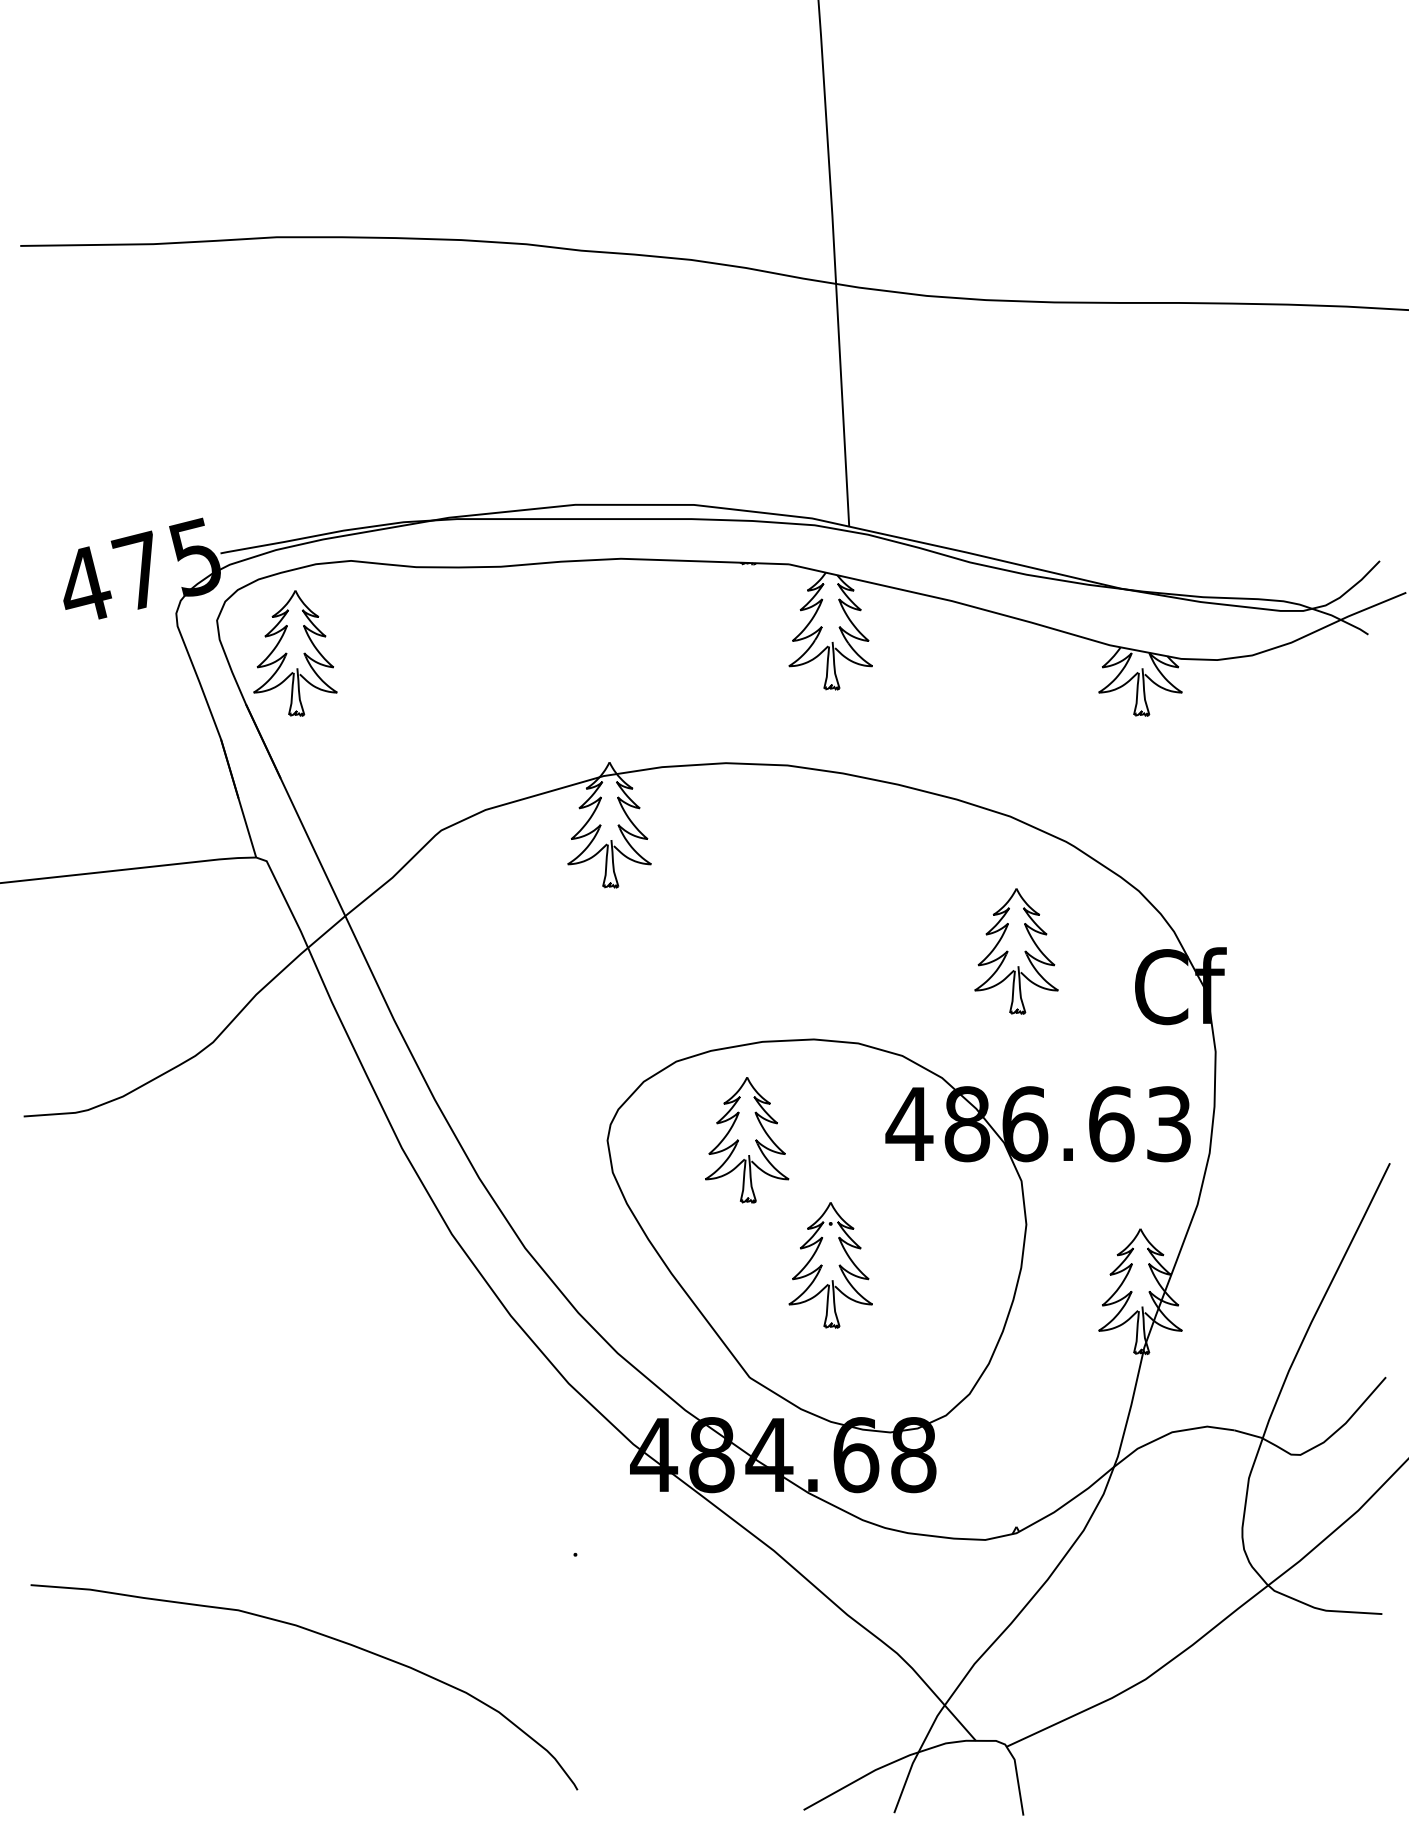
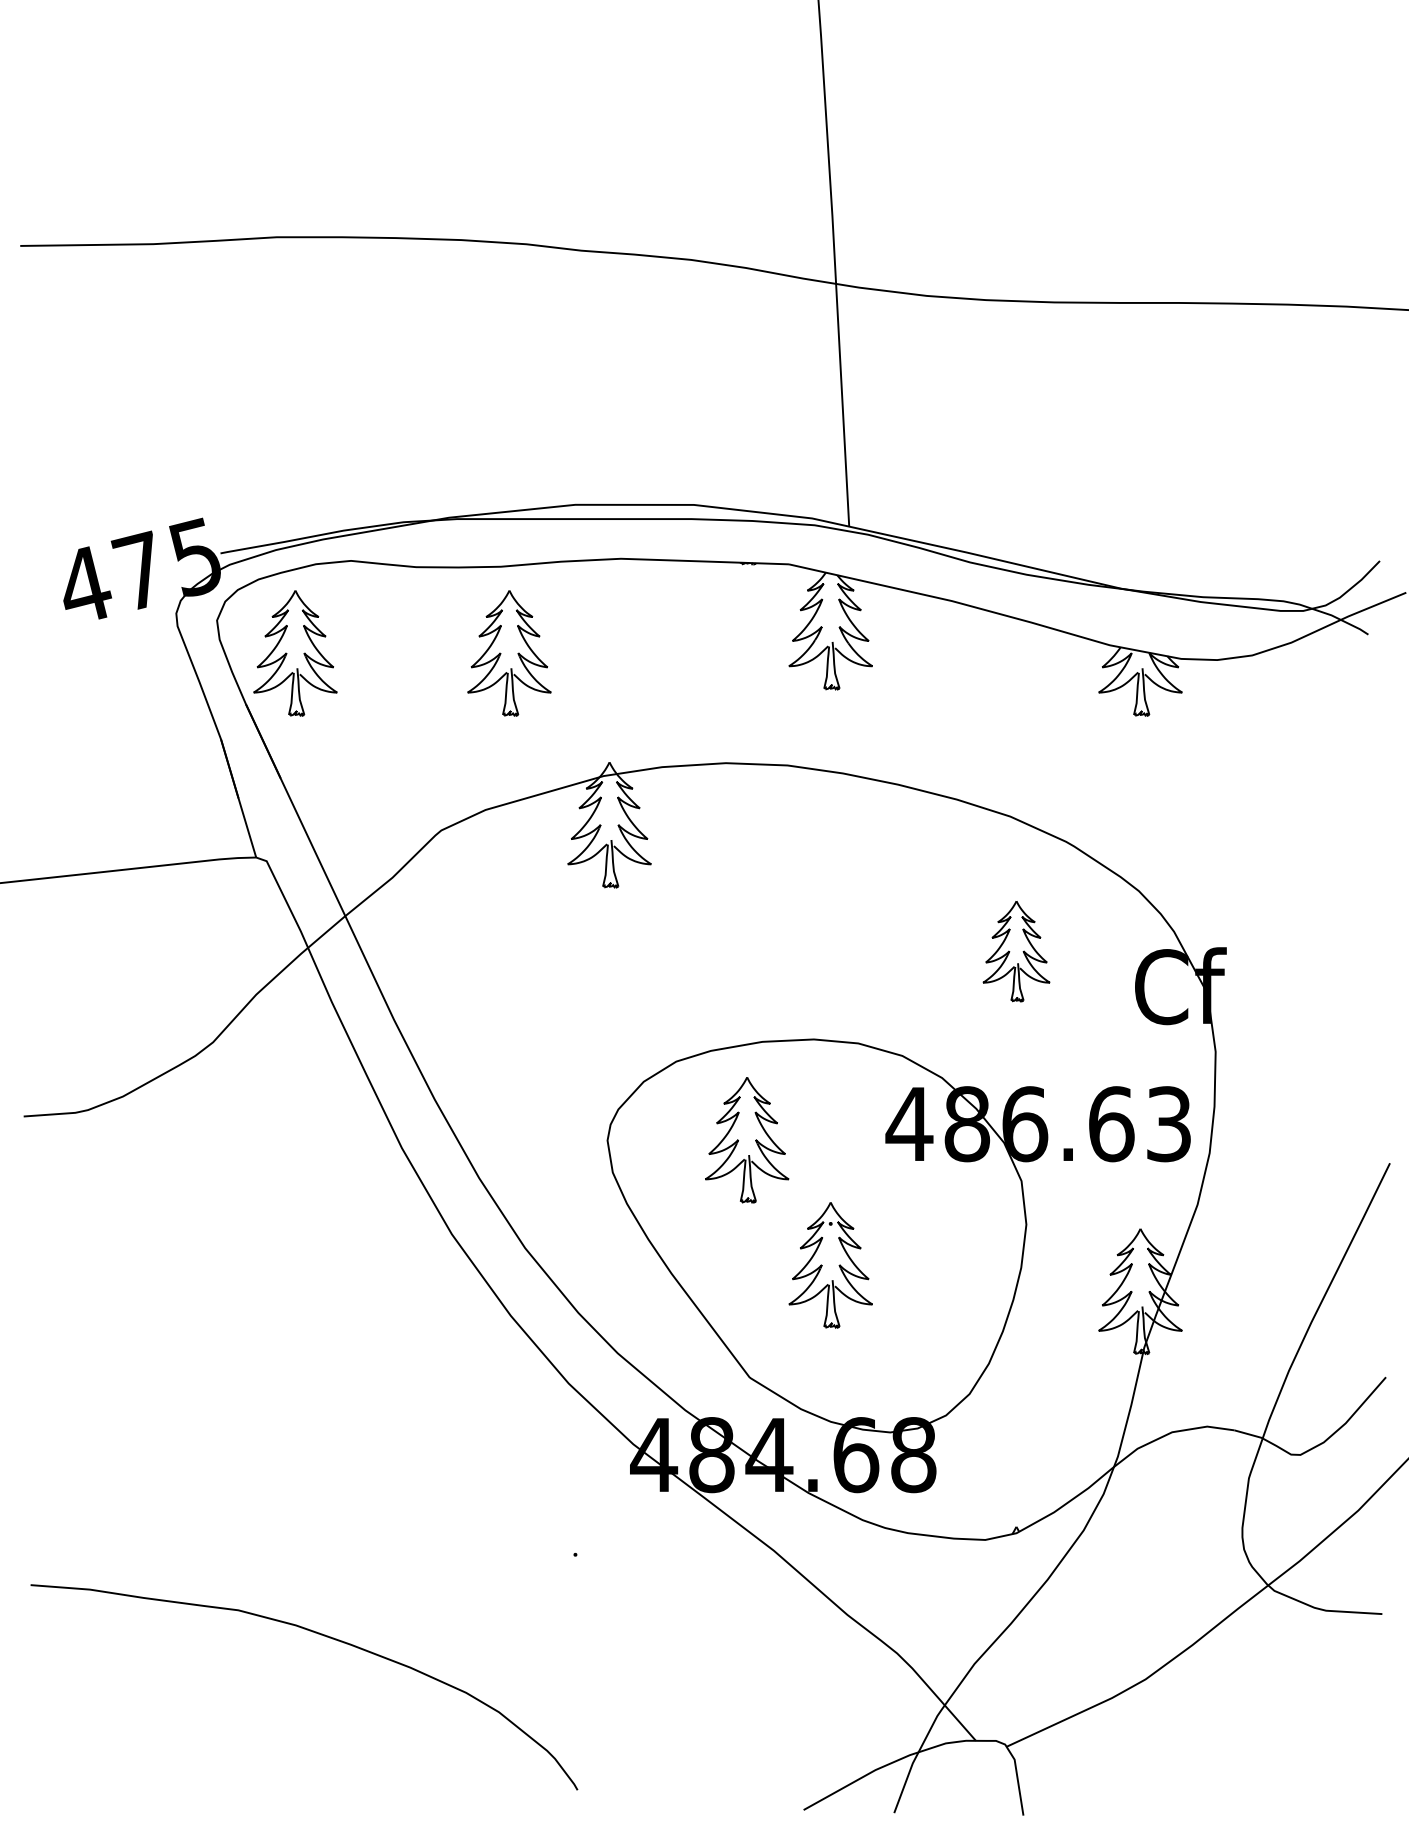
part: none -> present (509, 653)
part size: 85x127 px -> 69x102 px (1016, 951)
